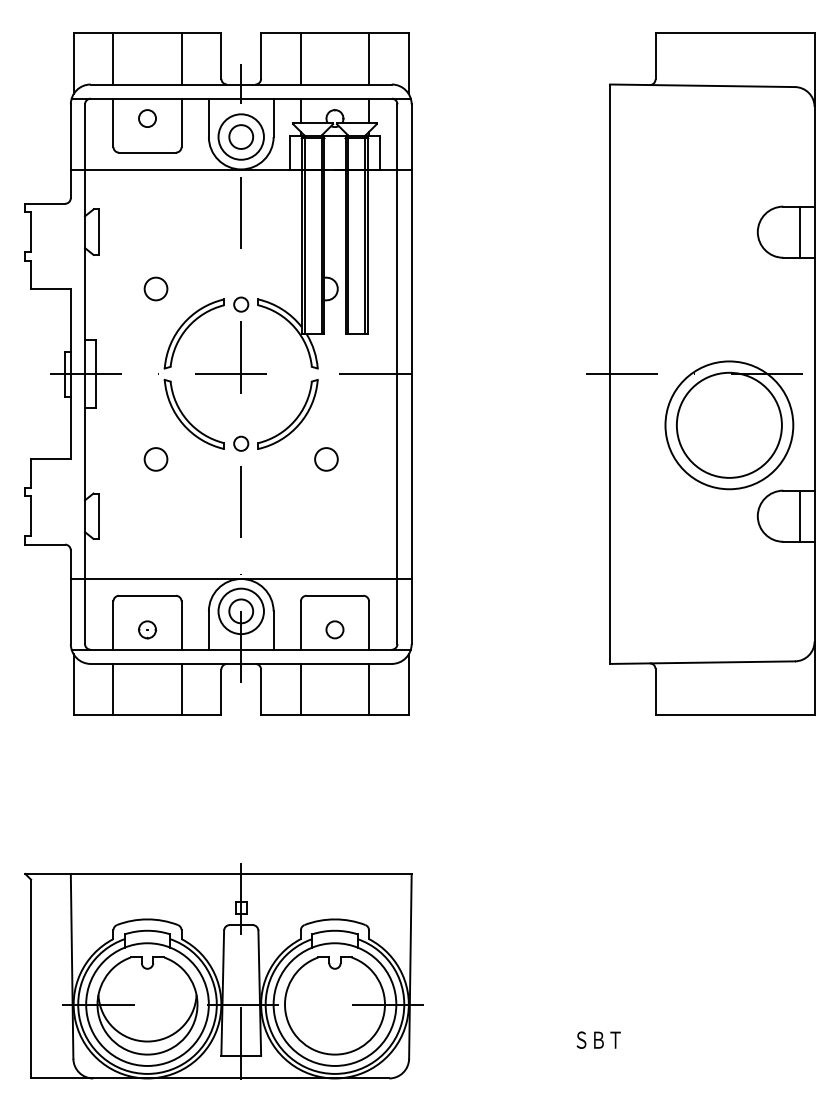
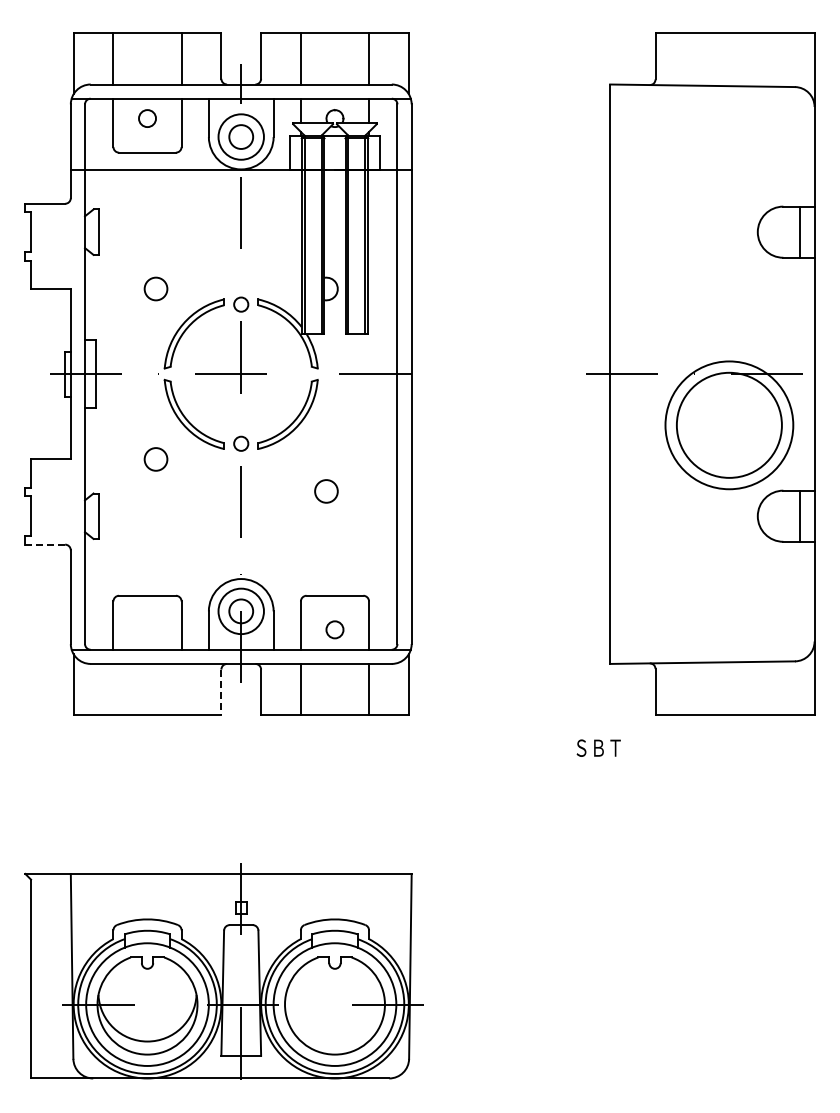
circle position: (326, 459) -> (326, 491) (326, 491)
line: solid -> dashed (45, 544)
line: present -> none (240, 578)
part: present -> none (147, 629)
line: present -> none (113, 689)
line: present -> none (181, 689)
line: solid -> dashed (221, 692)
text position: (598, 1039) -> (598, 747) (598, 747)
